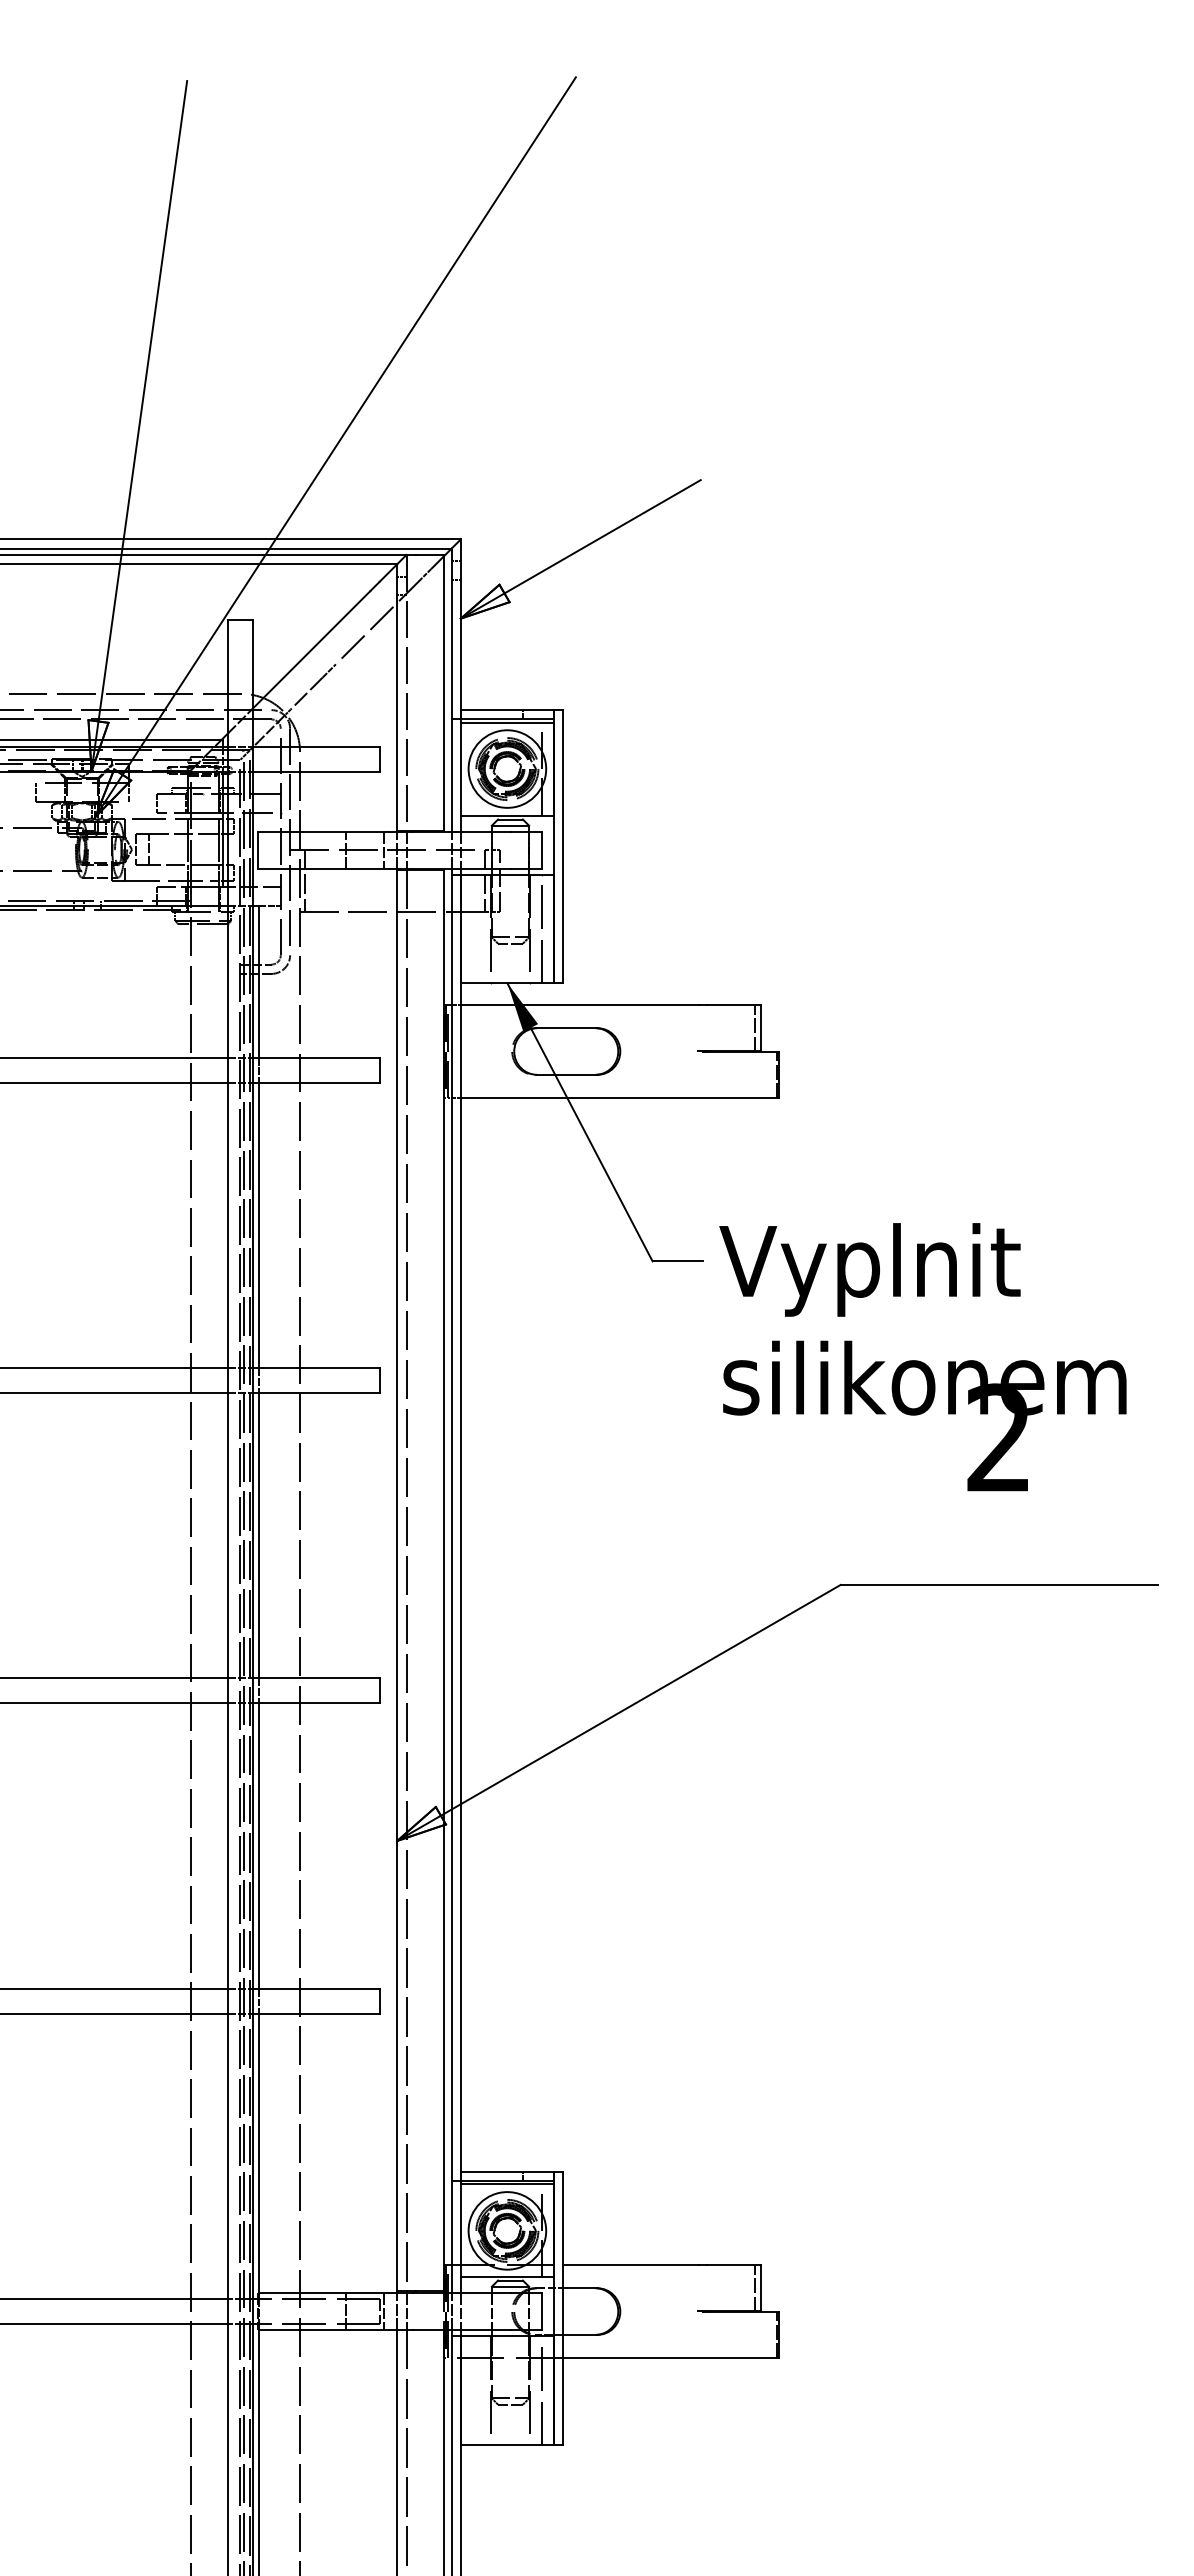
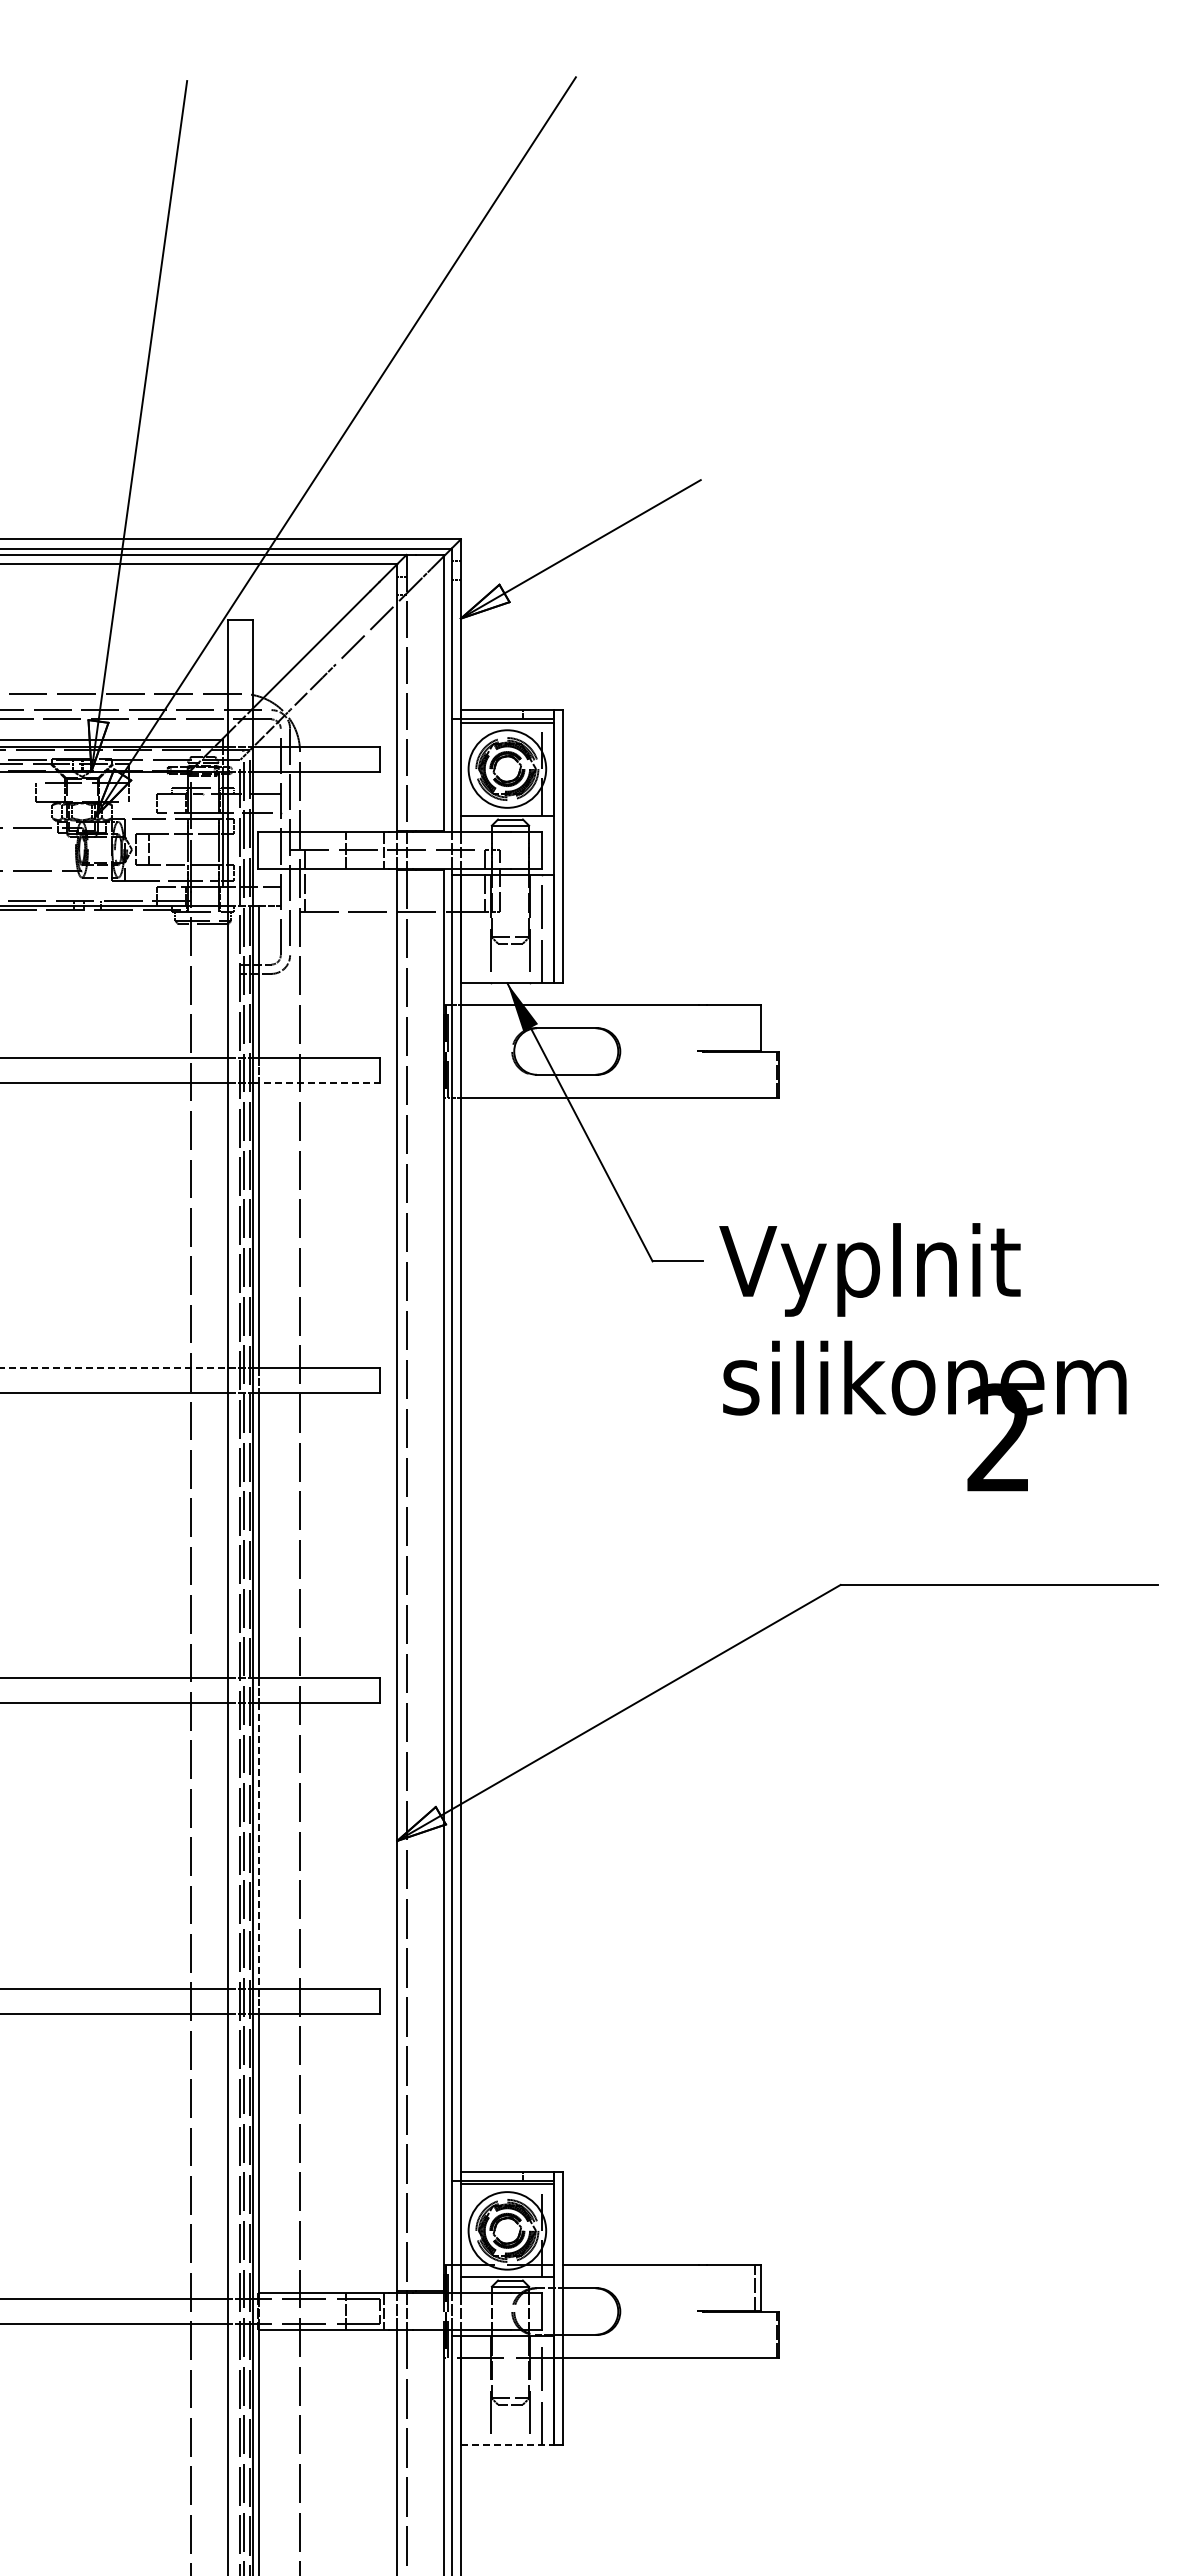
line: present -> none (754, 1027)
line: solid -> dashed (316, 1082)
line: solid -> dashed (114, 1368)
line: solid -> dashed (259, 1846)
line: solid -> dashed (507, 2445)
